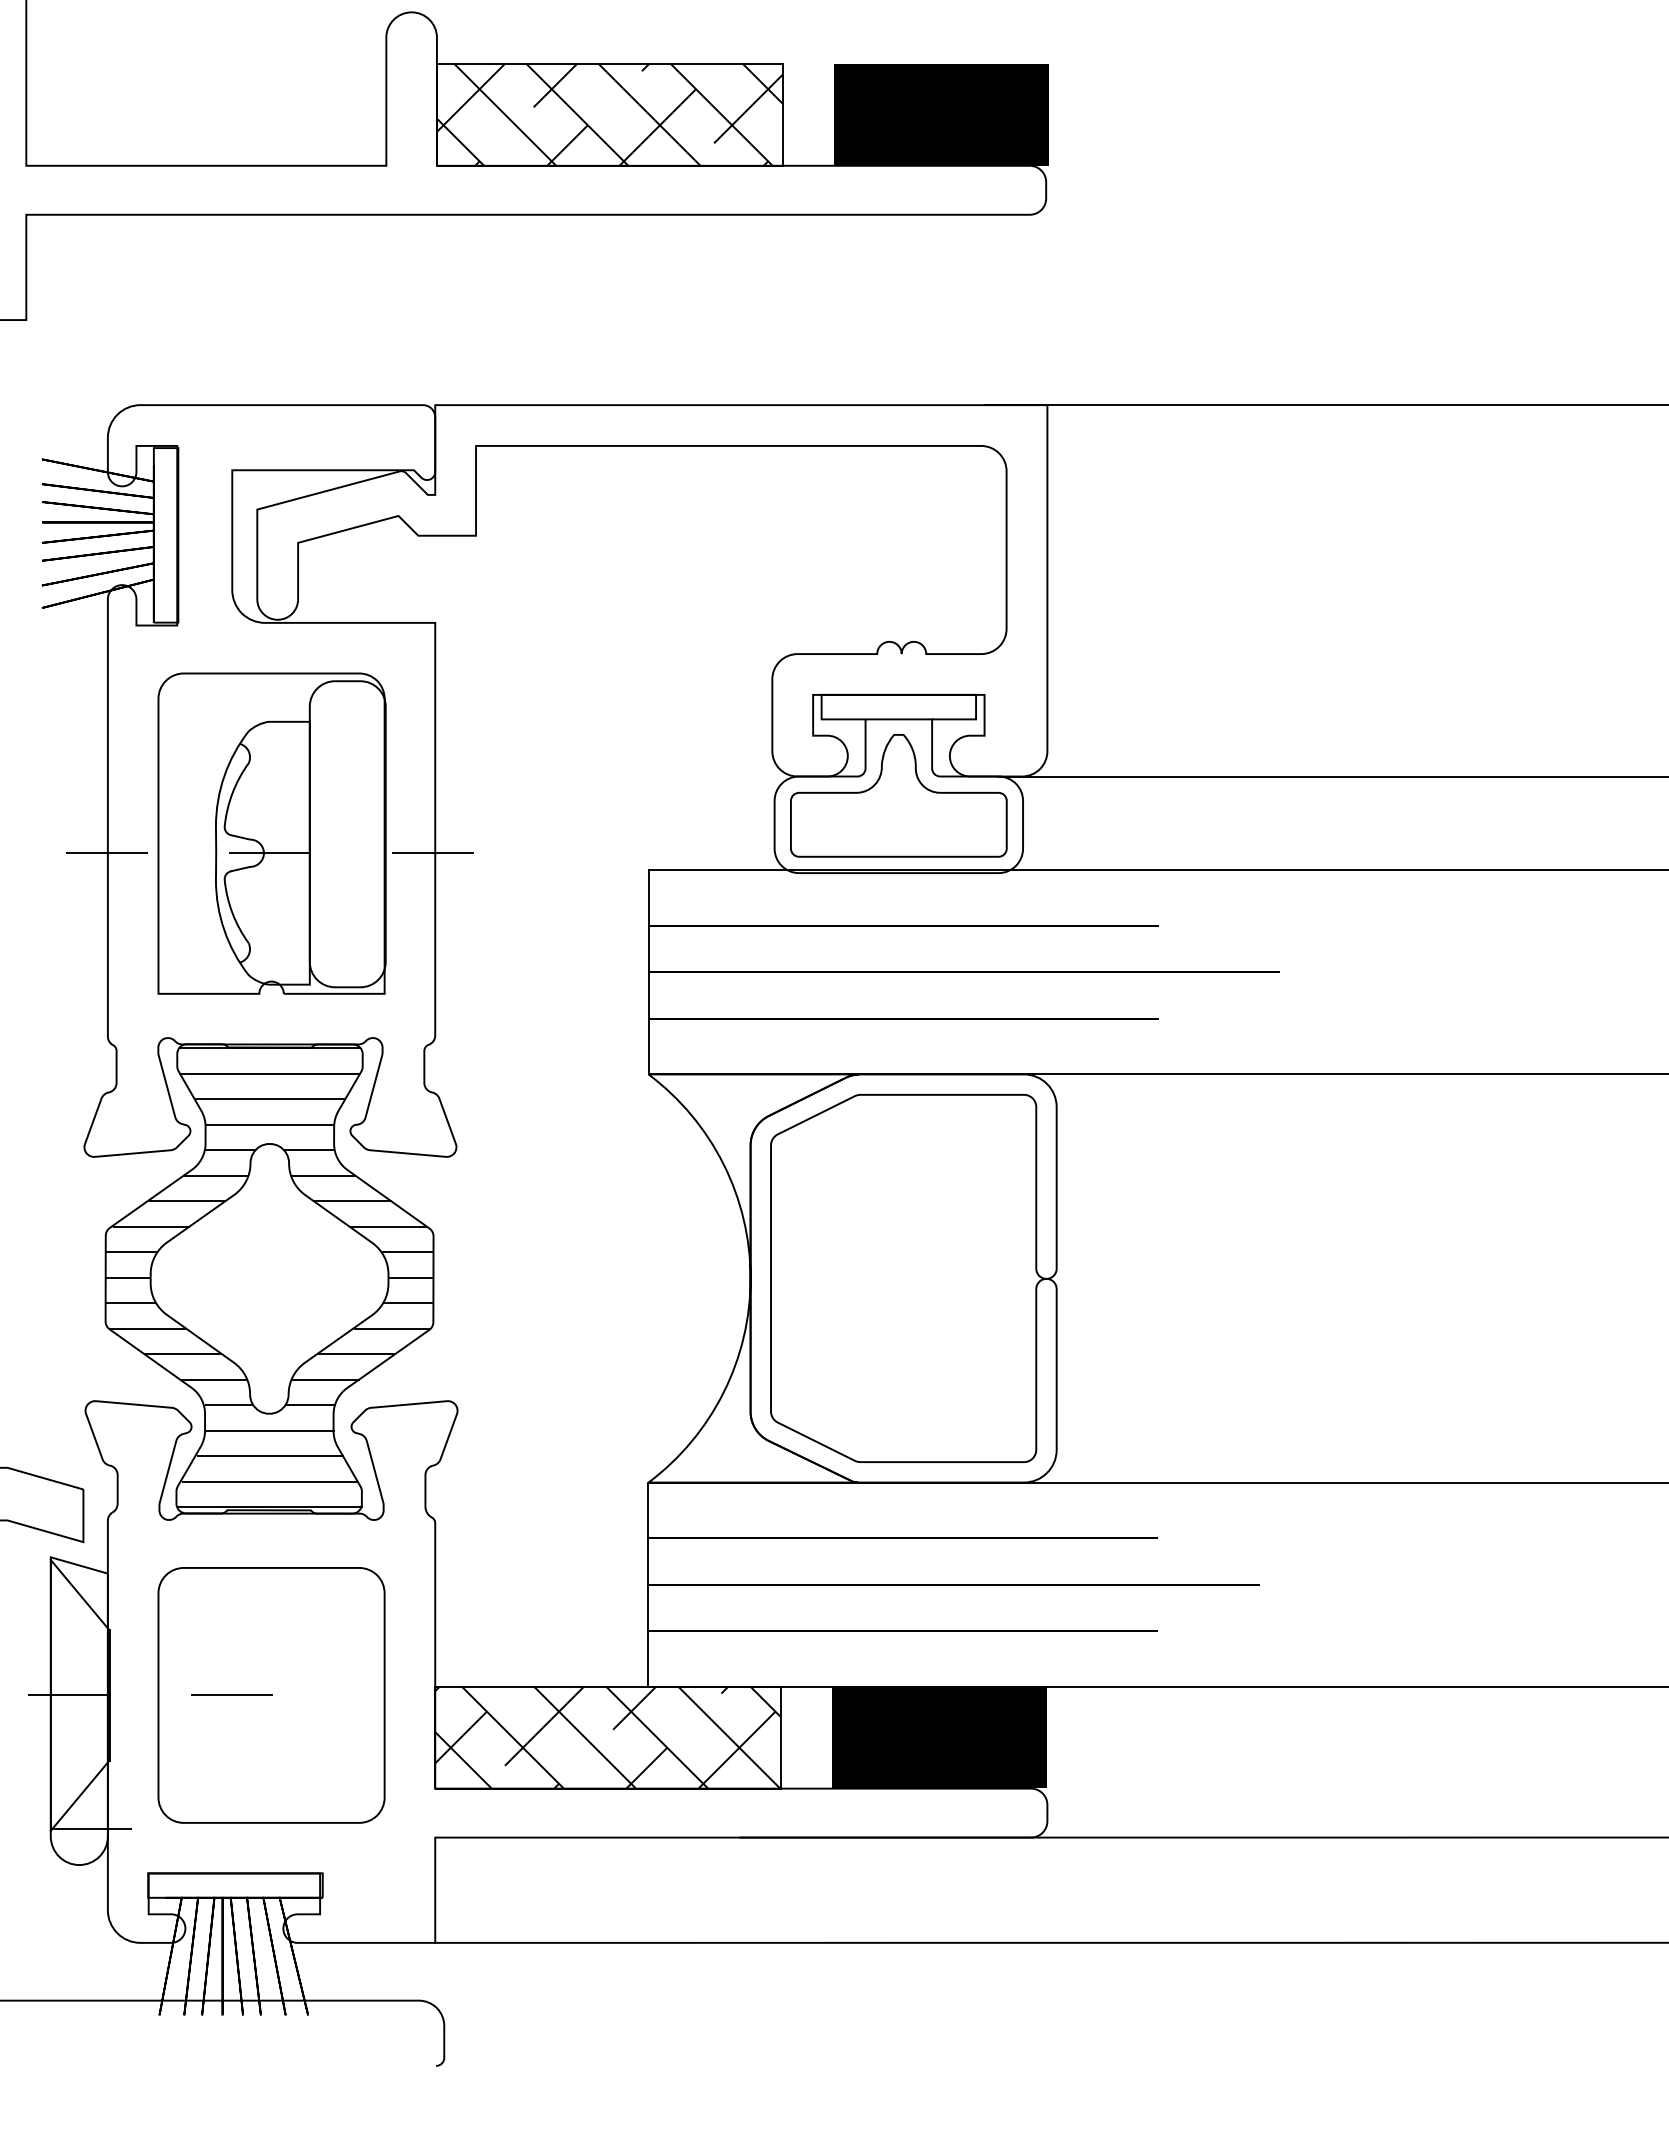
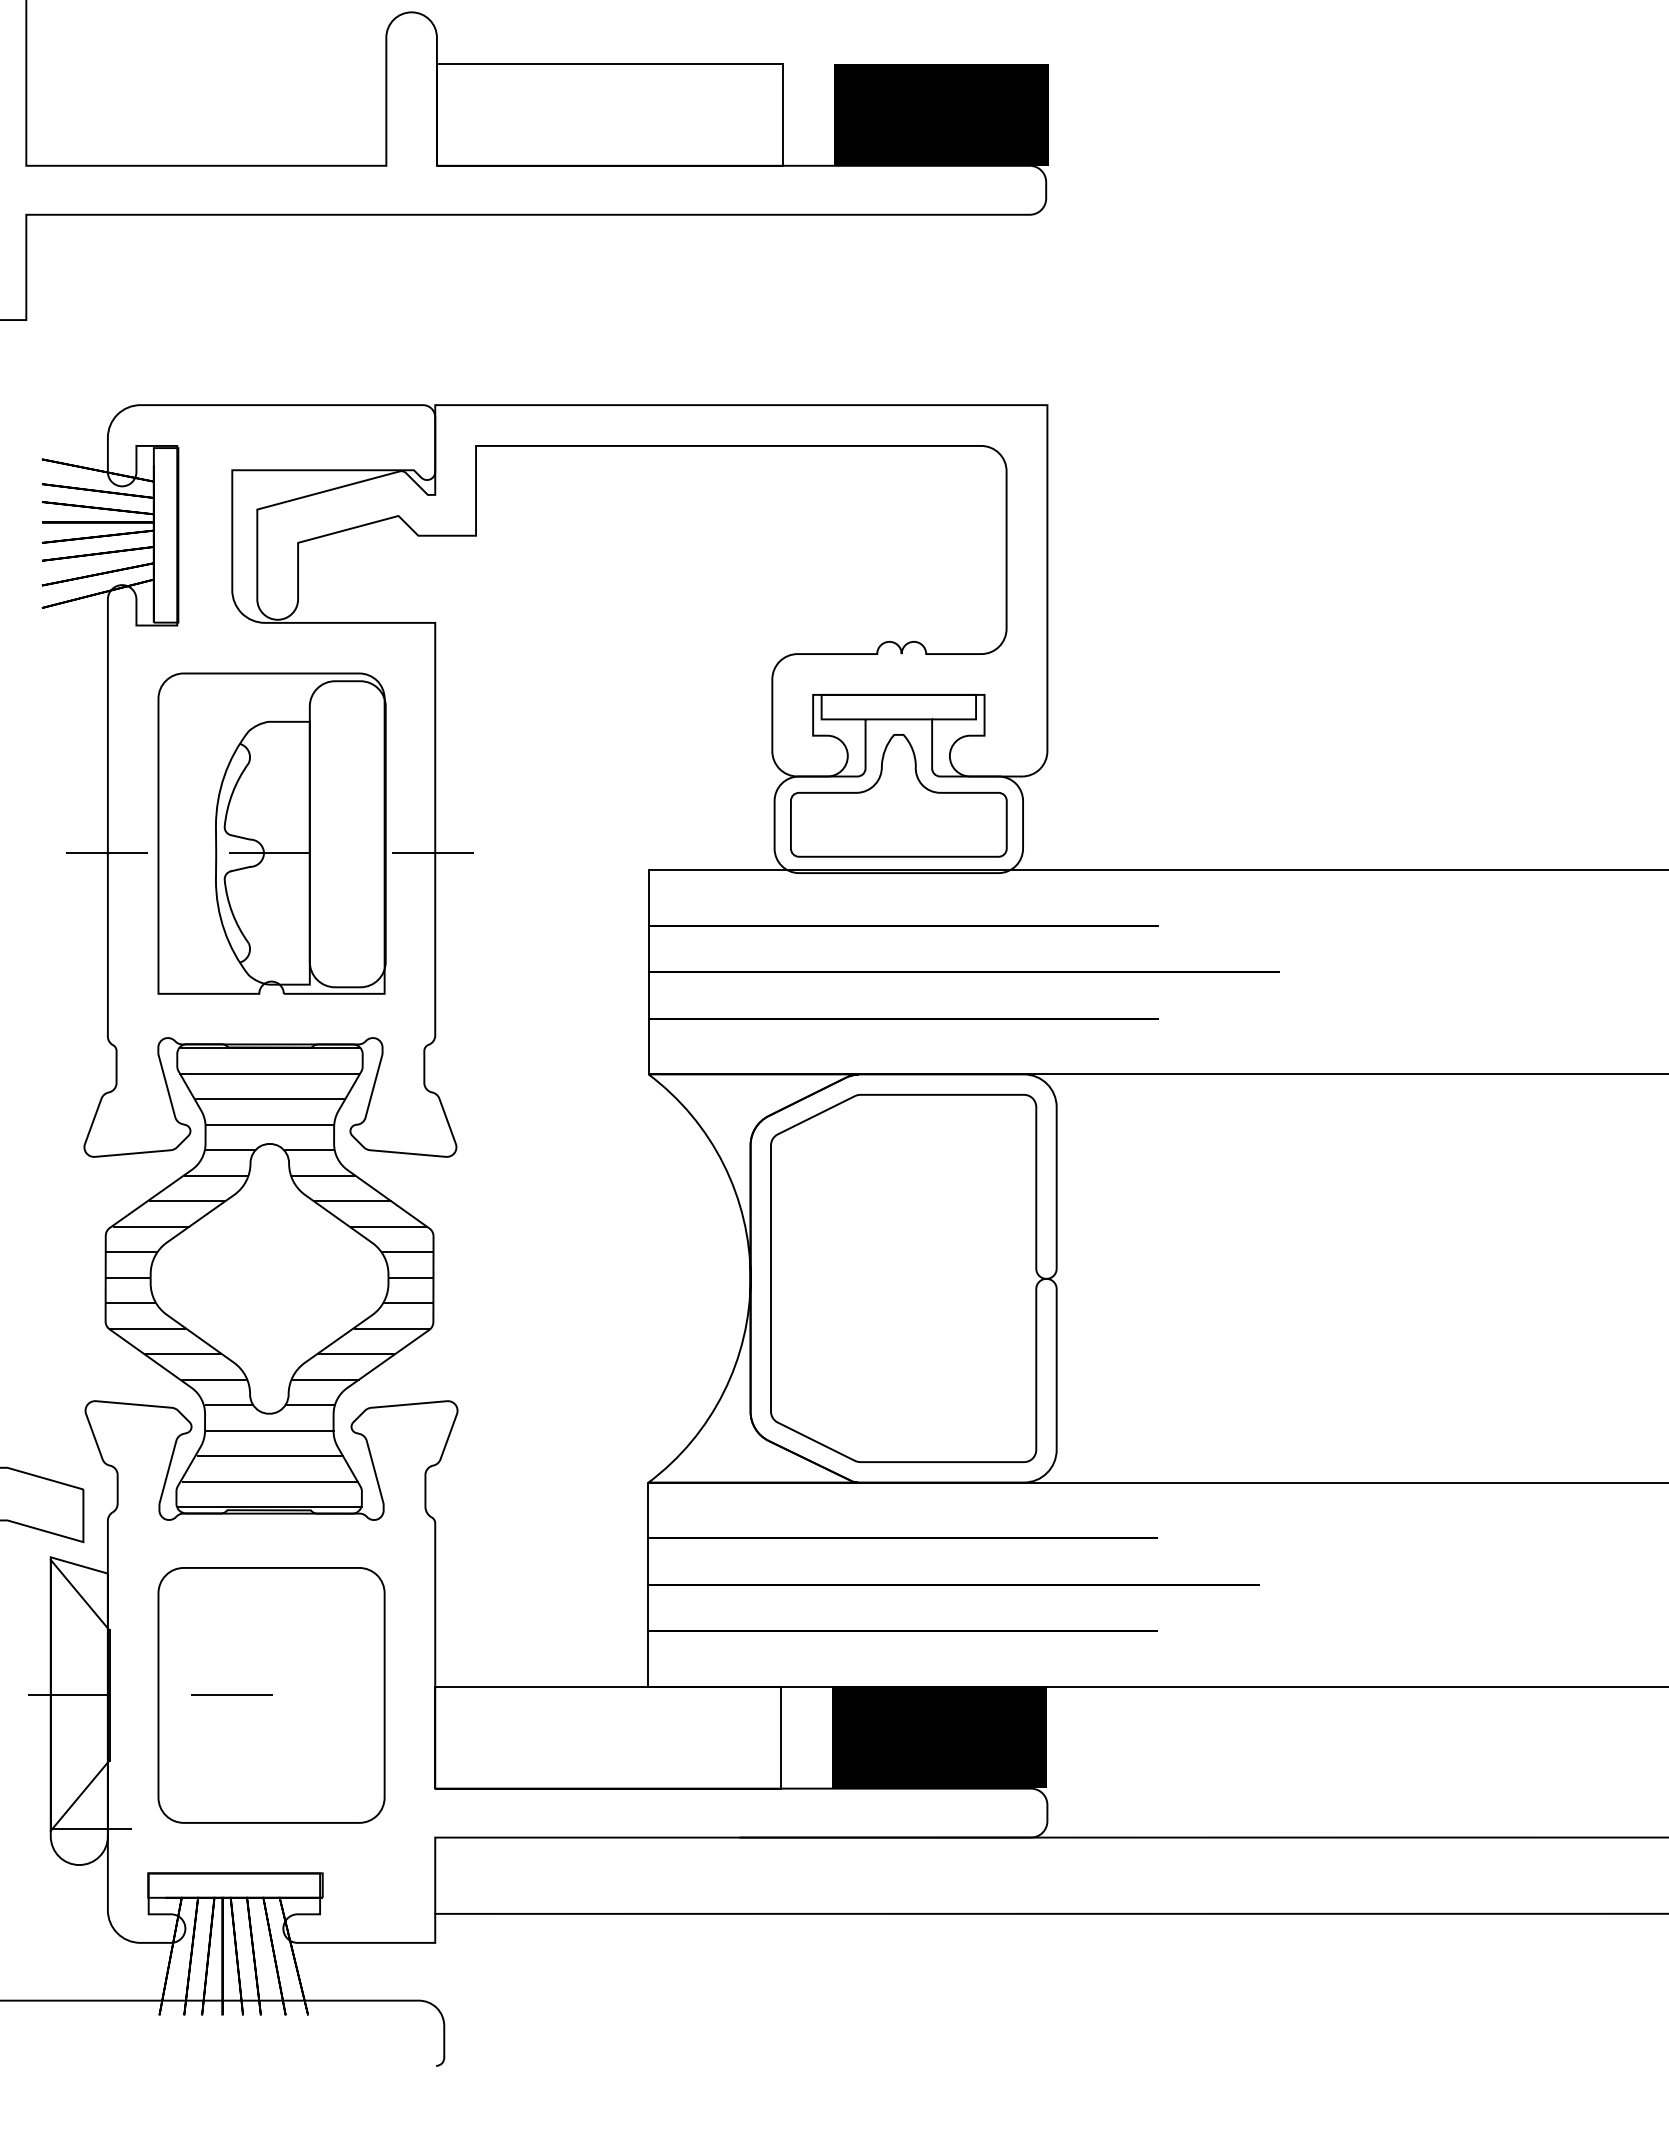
hatch: present -> none (609, 115)
line: present -> none (1325, 405)
line: present -> none (1331, 776)
hatch: present -> none (607, 1737)
line position: (1050, 1942) -> (1050, 1913) (1050, 1913)
